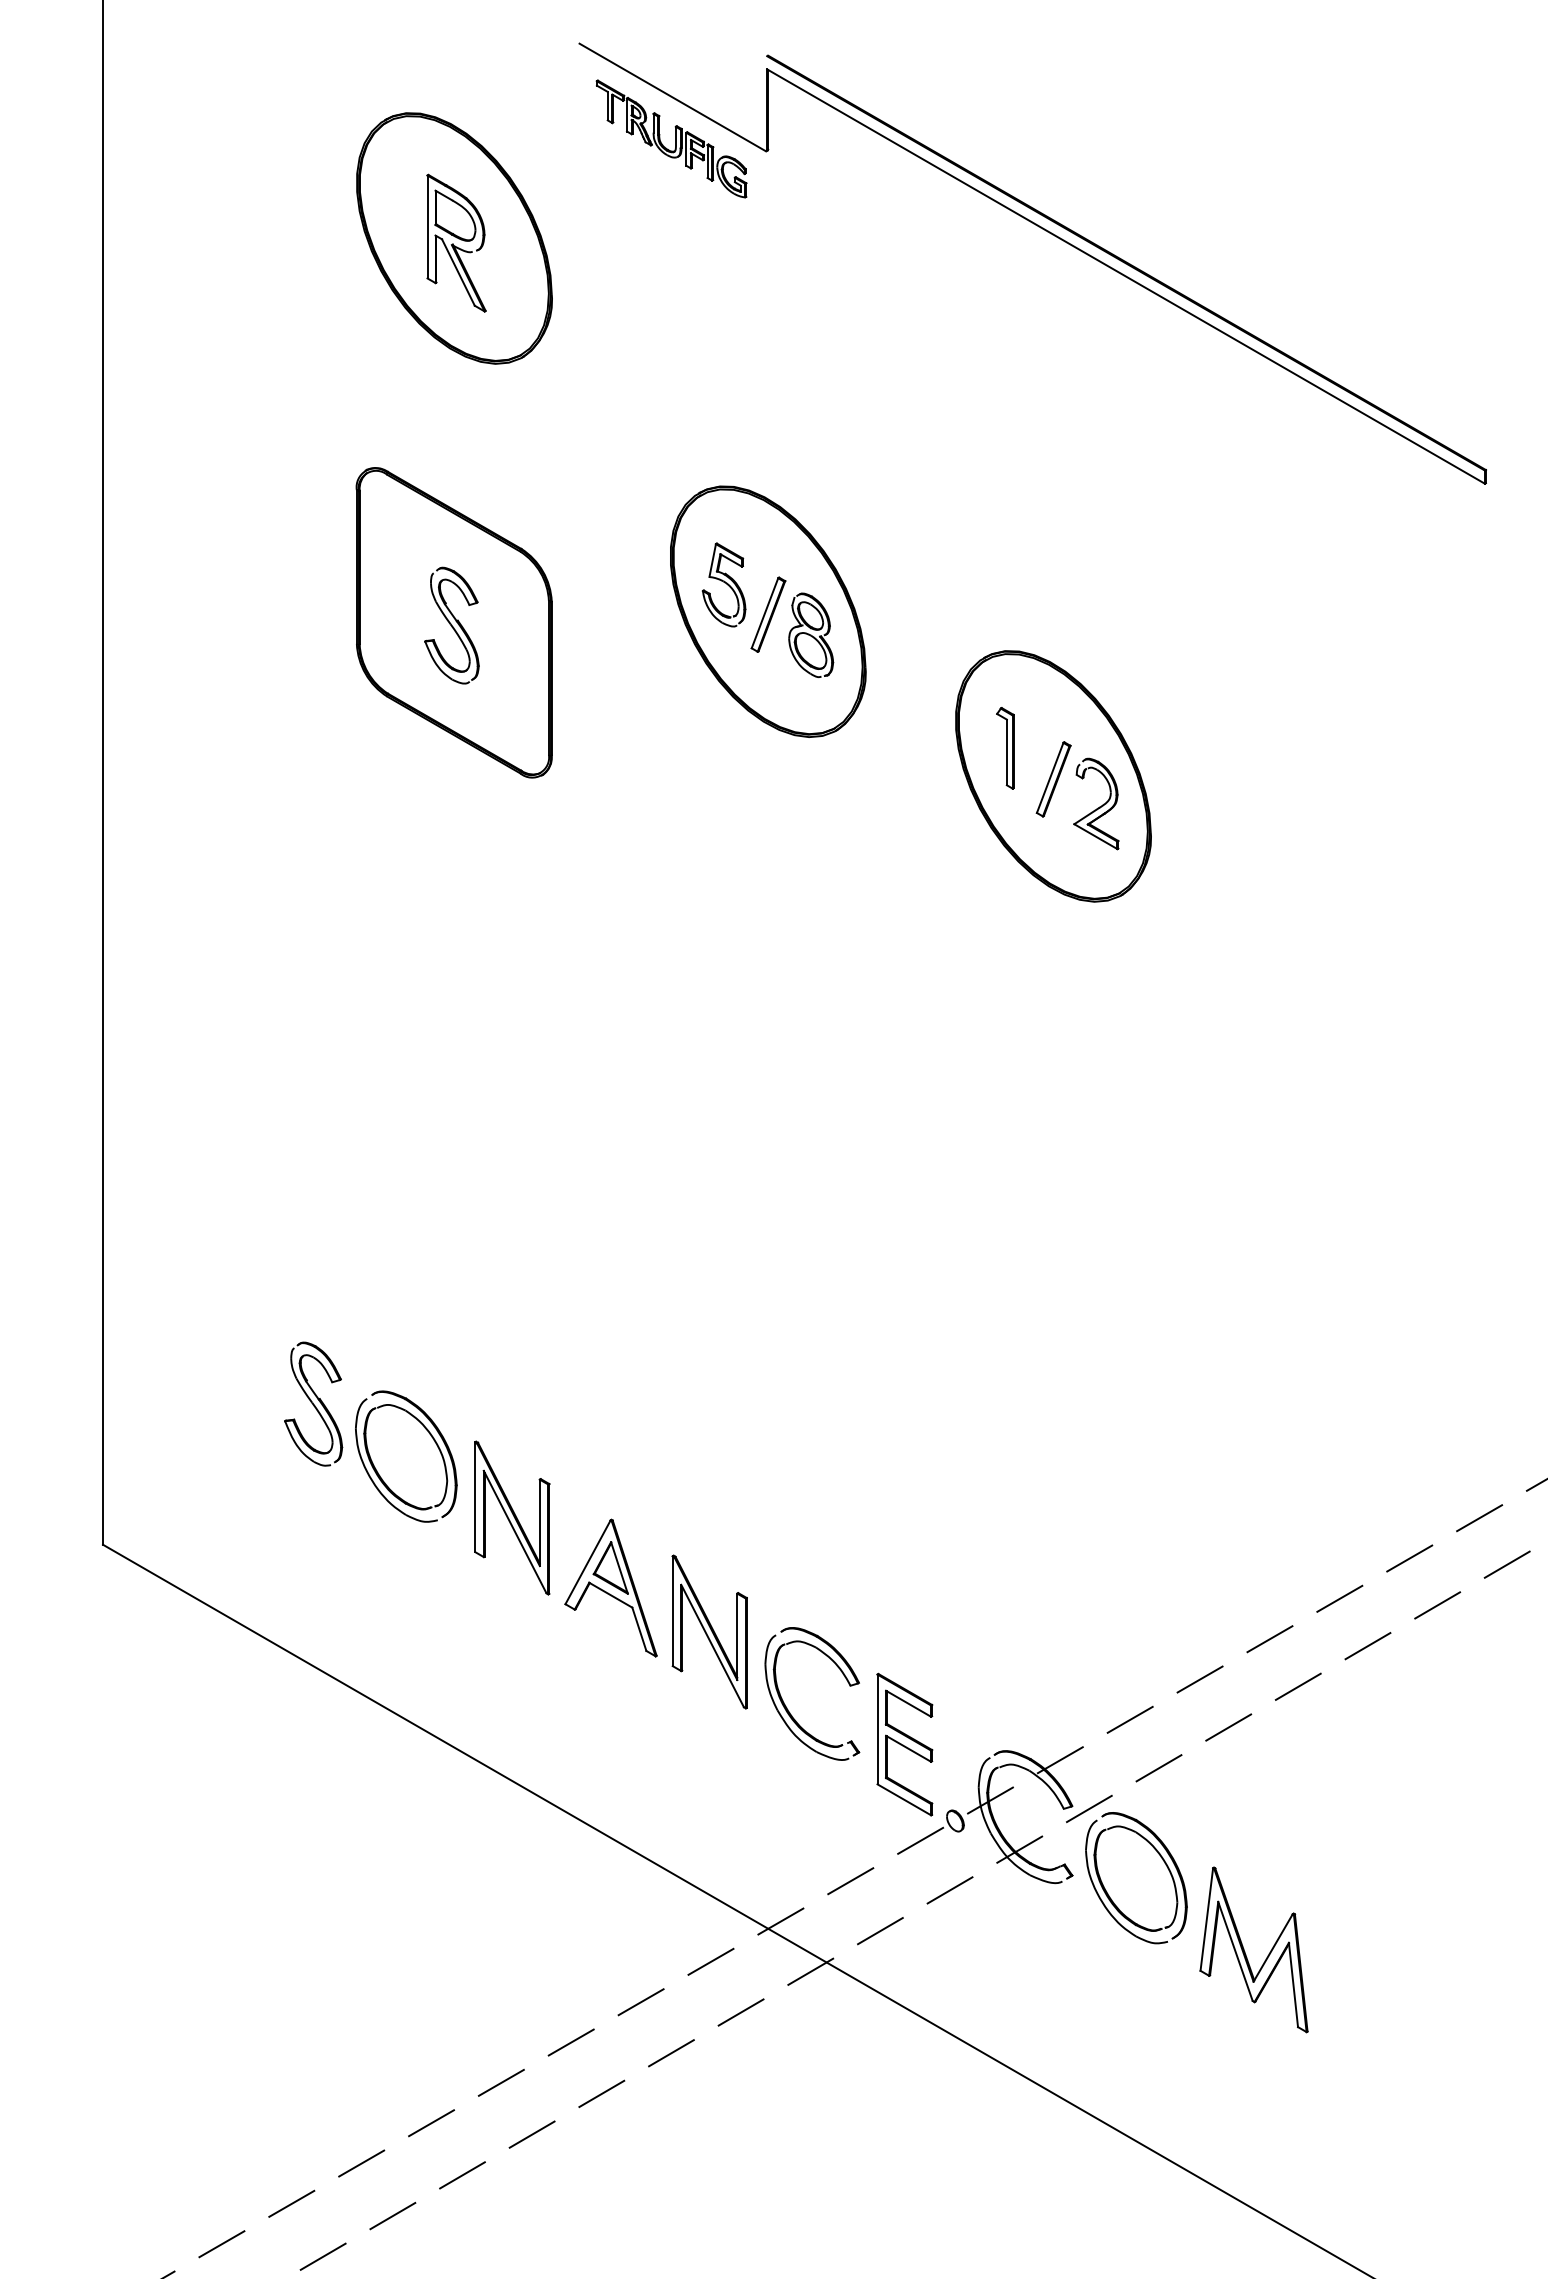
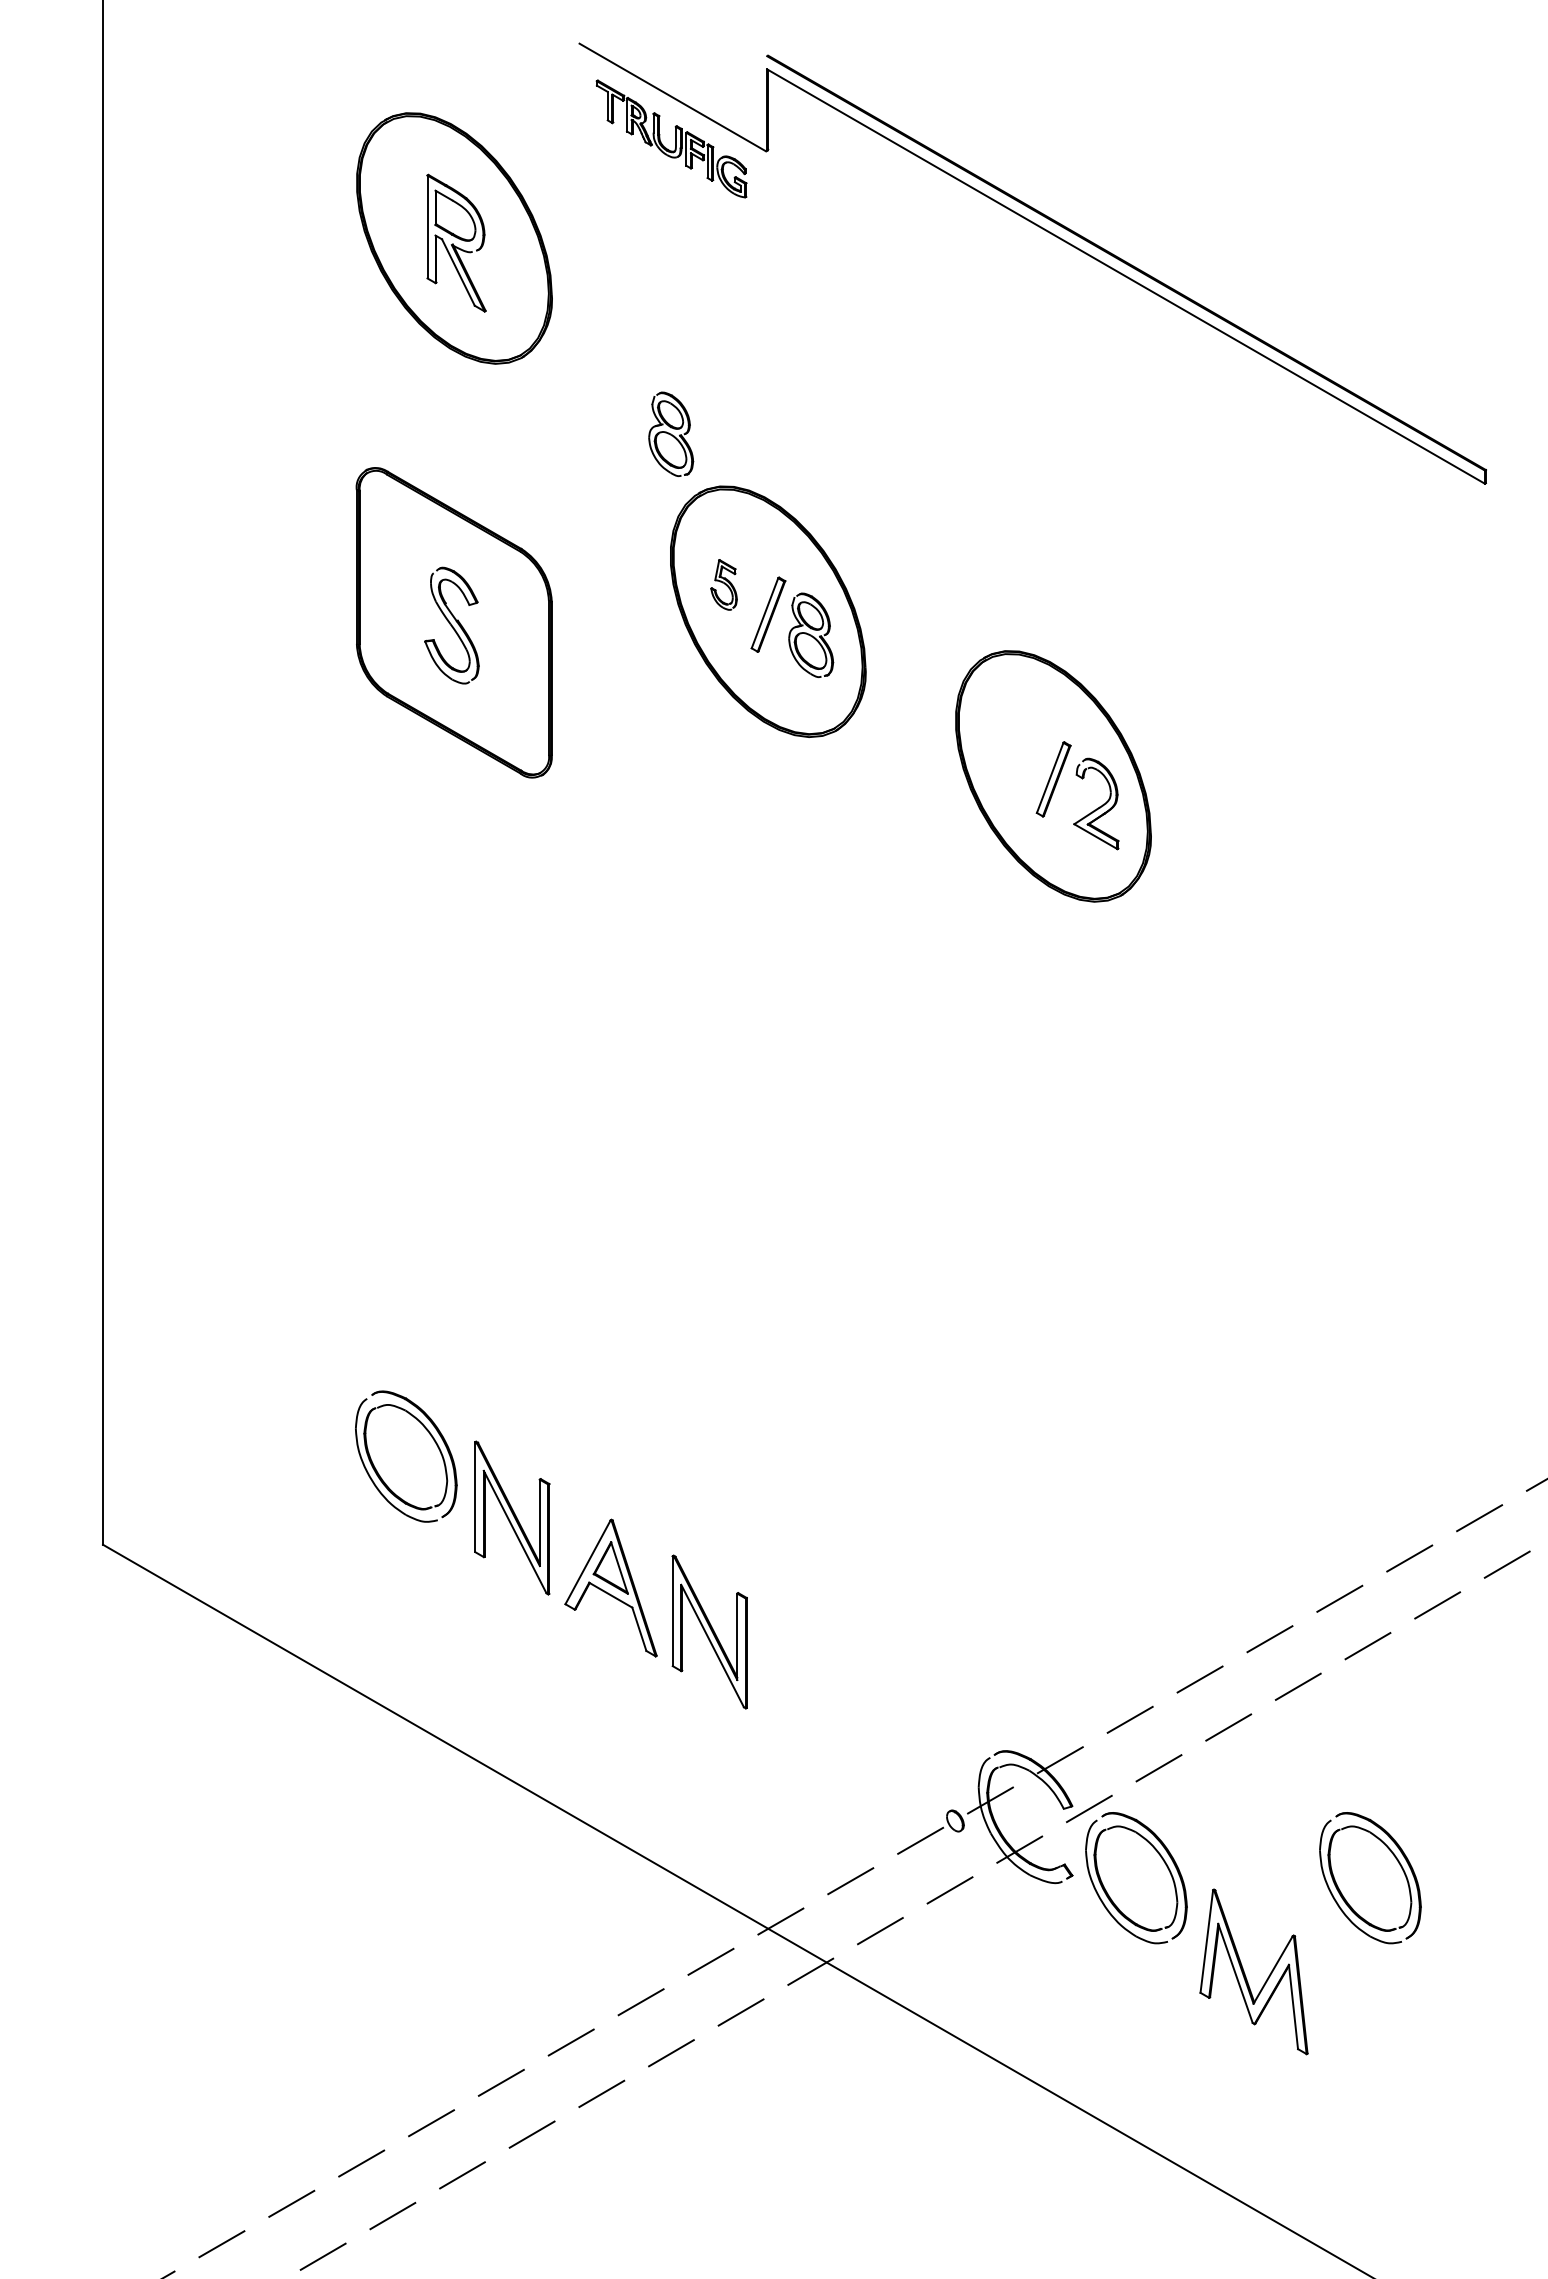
part: none -> present (671, 433)
part size: 46x86 px -> 28x52 px (723, 584)
part: present -> none (1005, 748)
part: present -> none (313, 1403)
part: present -> none (787, 1707)
part: present -> none (904, 1744)
part: none -> present (1396, 1860)
part position: (1245, 1951) -> (1245, 1973) (1245, 1973)
